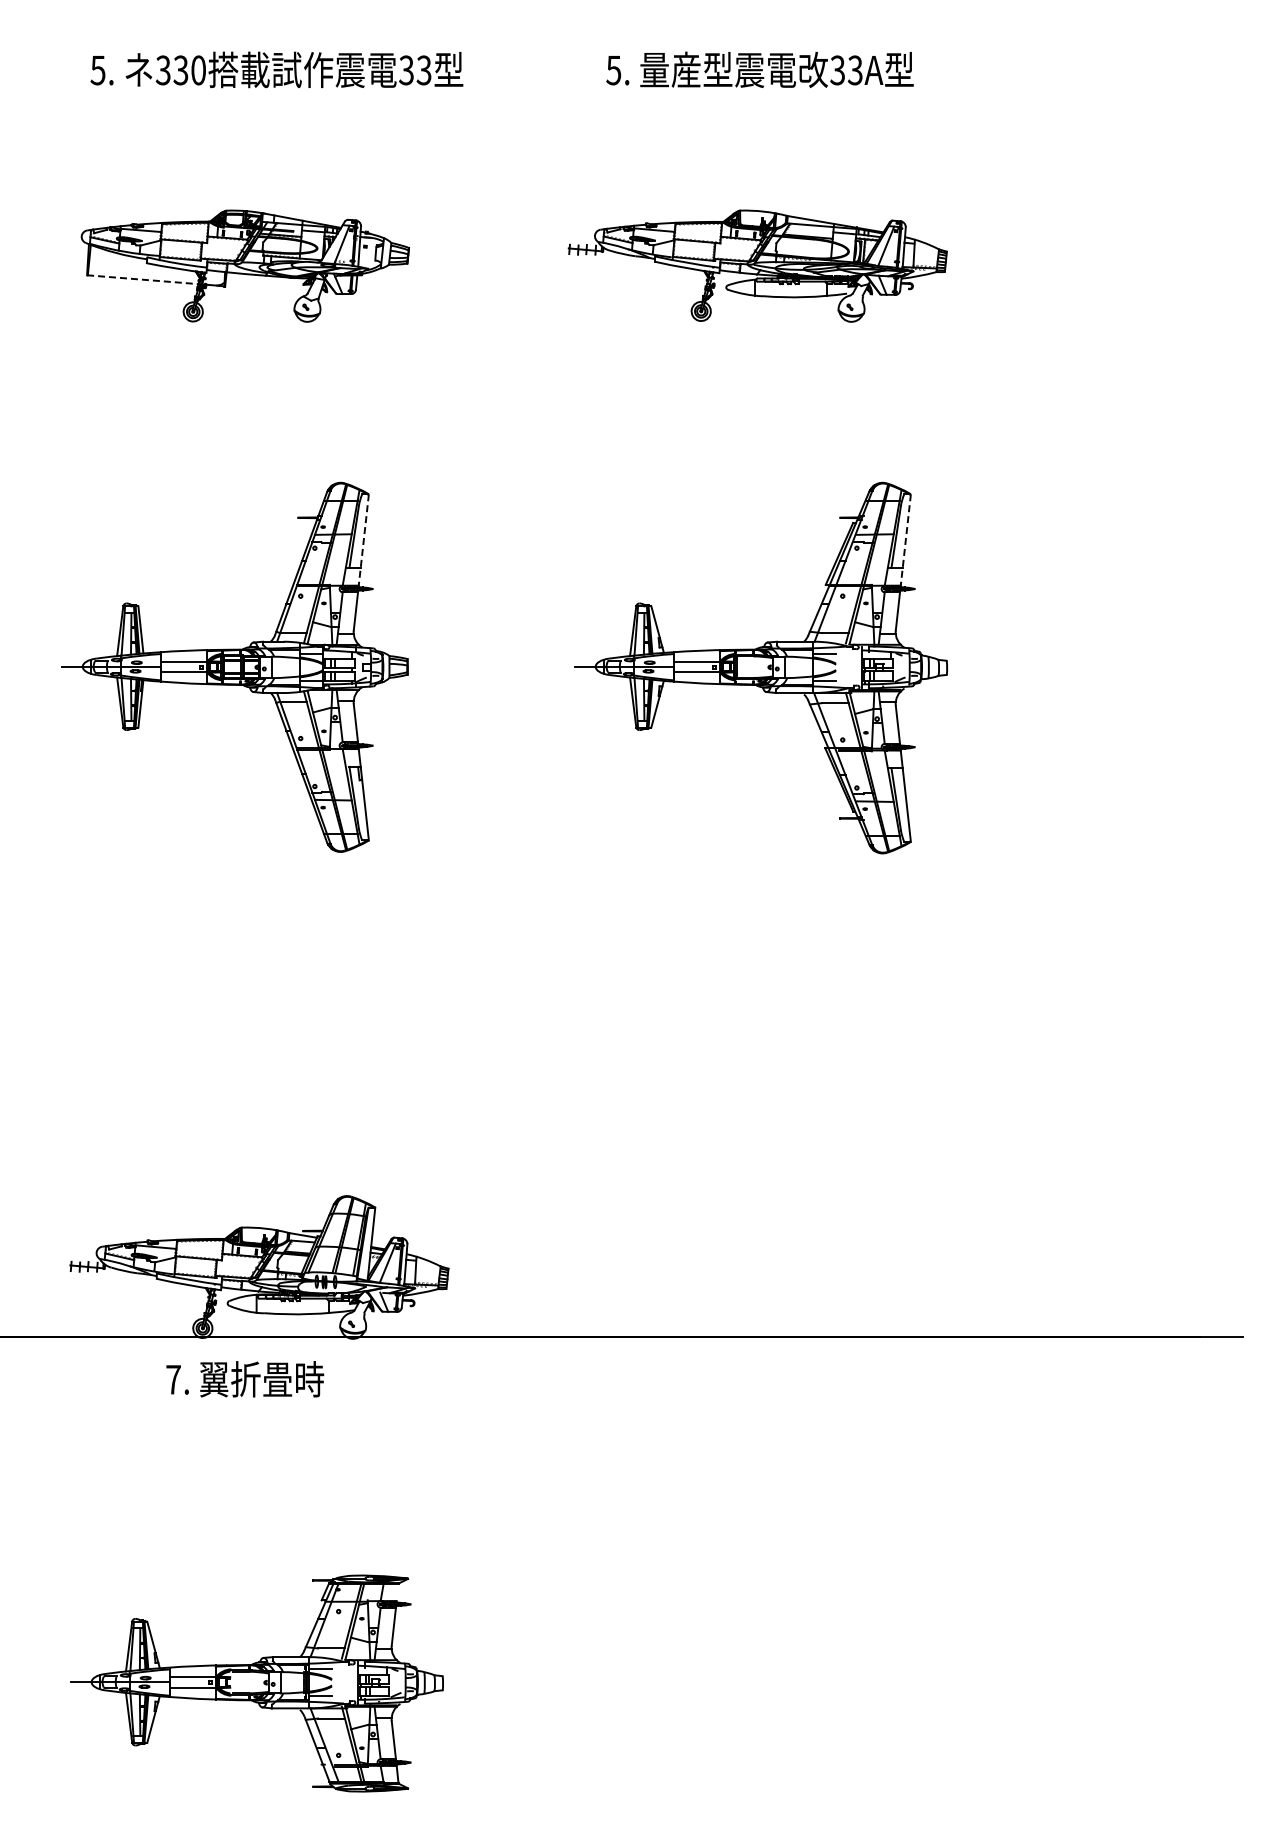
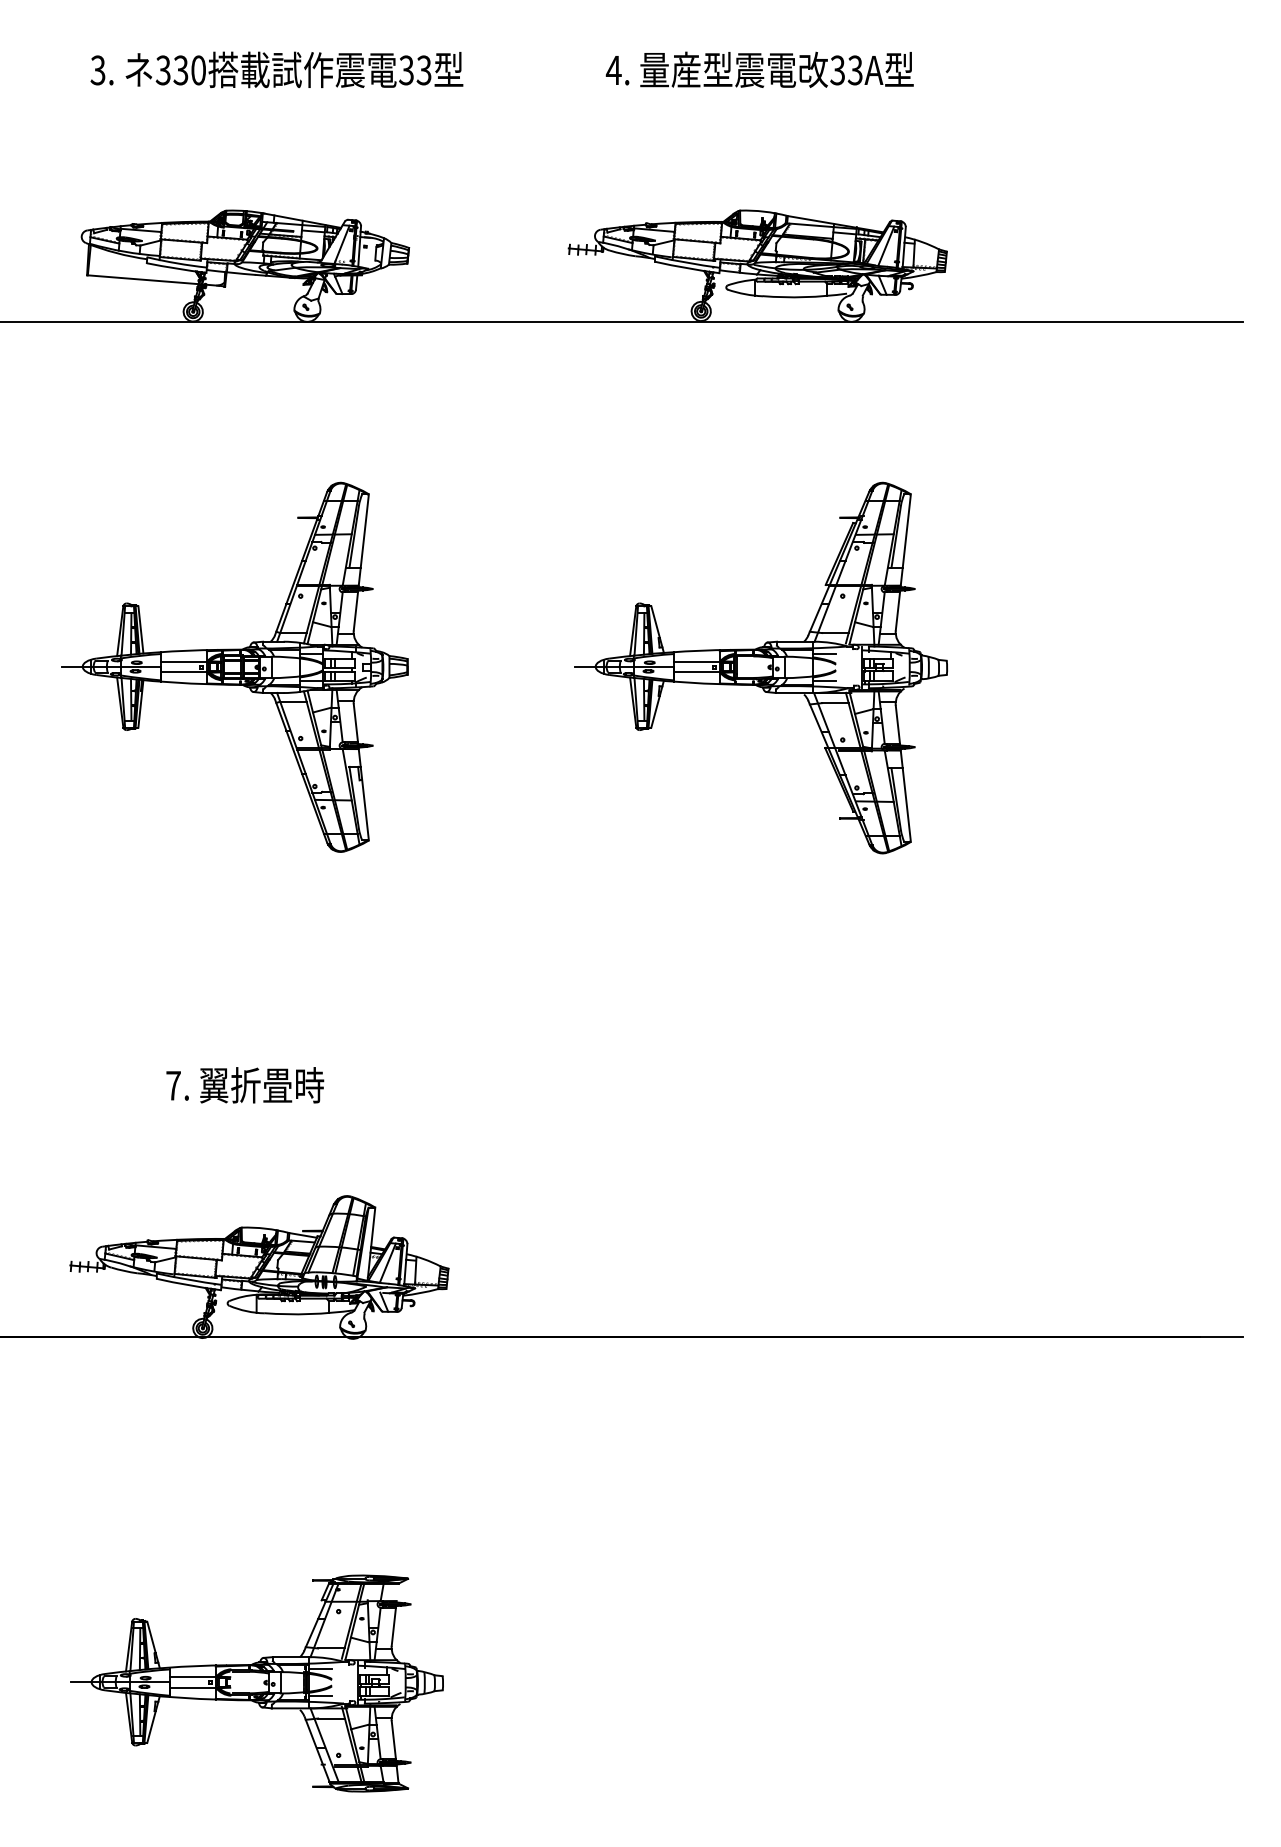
text: 5. -> 3. (98, 69)
text: 5. -> 4. (613, 70)
line: dashed -> solid (142, 279)
line: none -> present (622, 321)
line: dashed -> solid (363, 540)
line: dashed -> solid (905, 540)
text position: (245, 1379) -> (245, 1085) (245, 1085)
